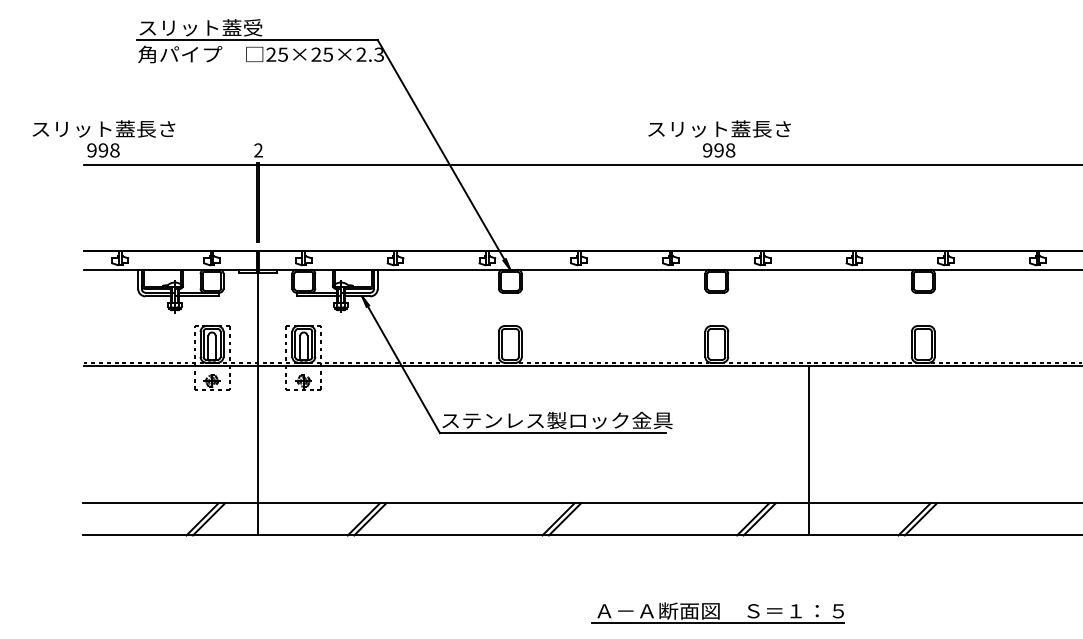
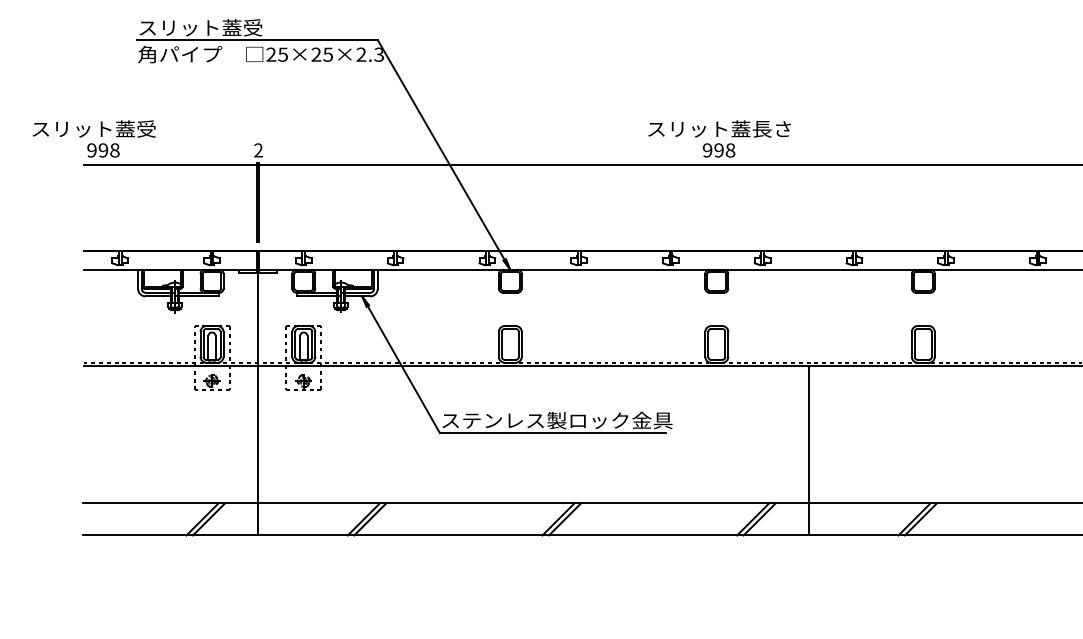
text: スリット蓋長さ -> スリット蓋受 (156, 128)
part: present -> none (717, 612)
